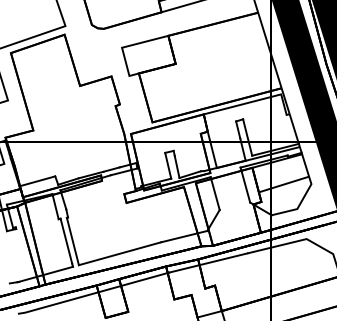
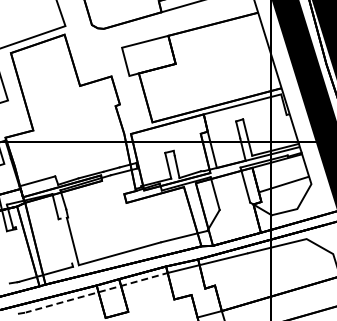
line: present -> none (66, 240)
line: solid -> dashed (97, 292)
